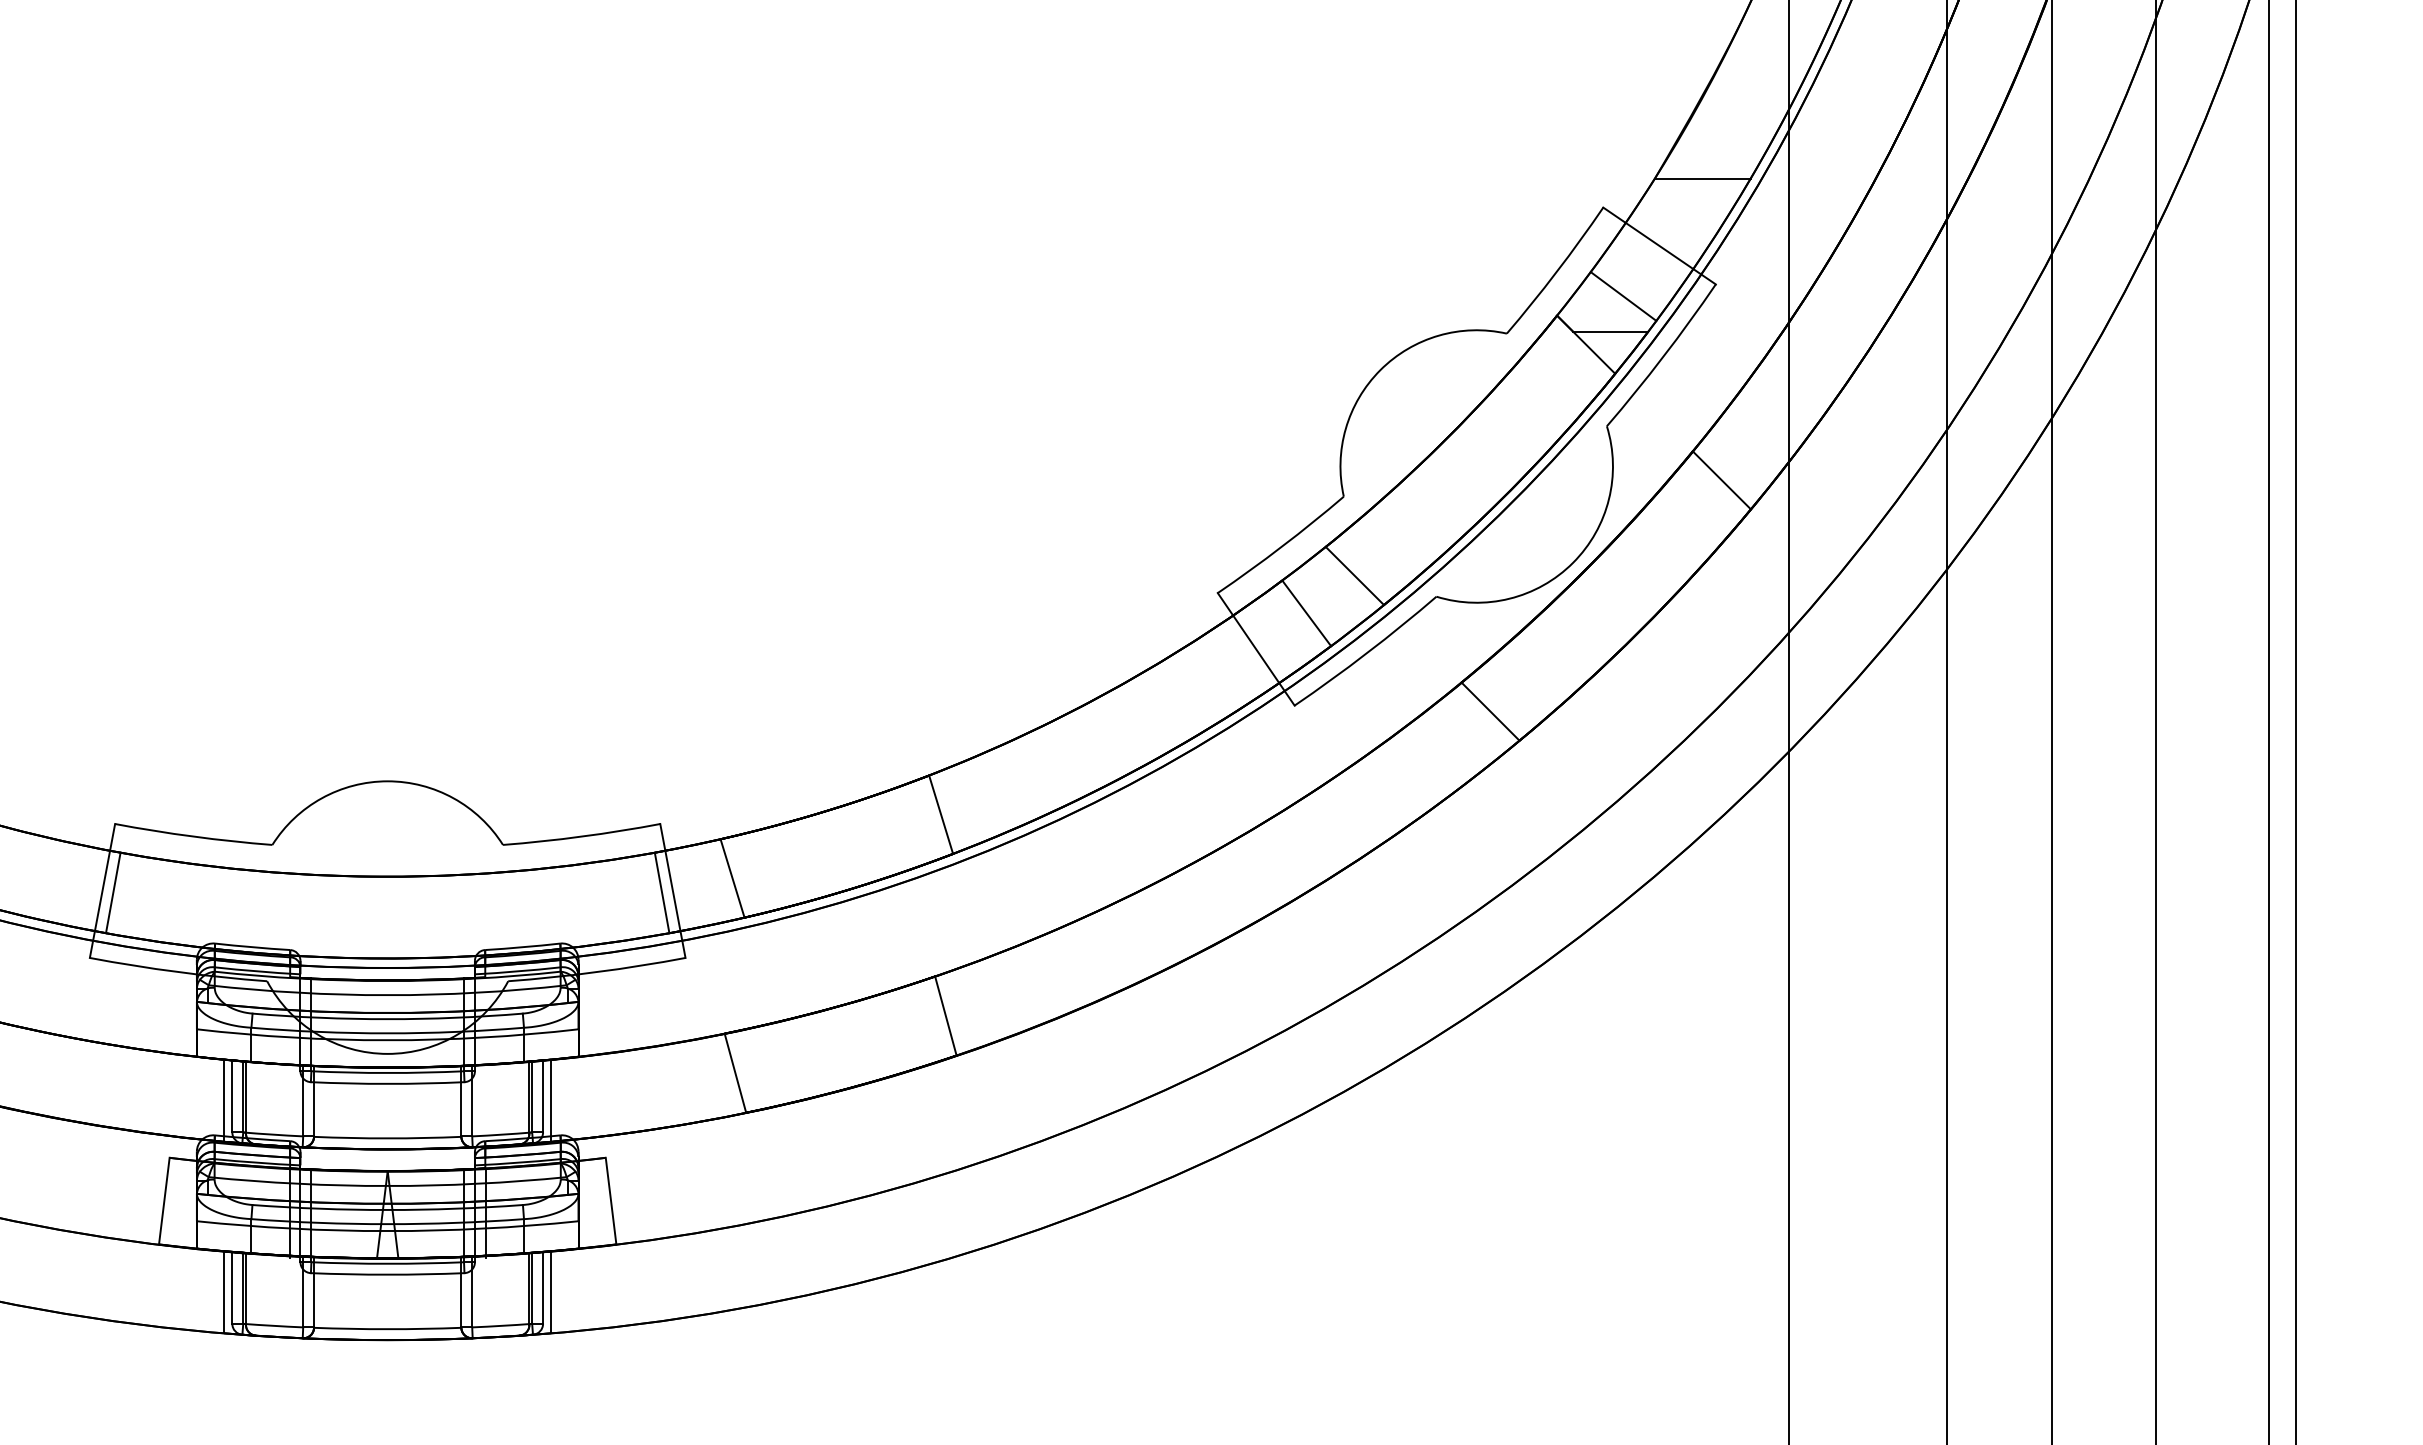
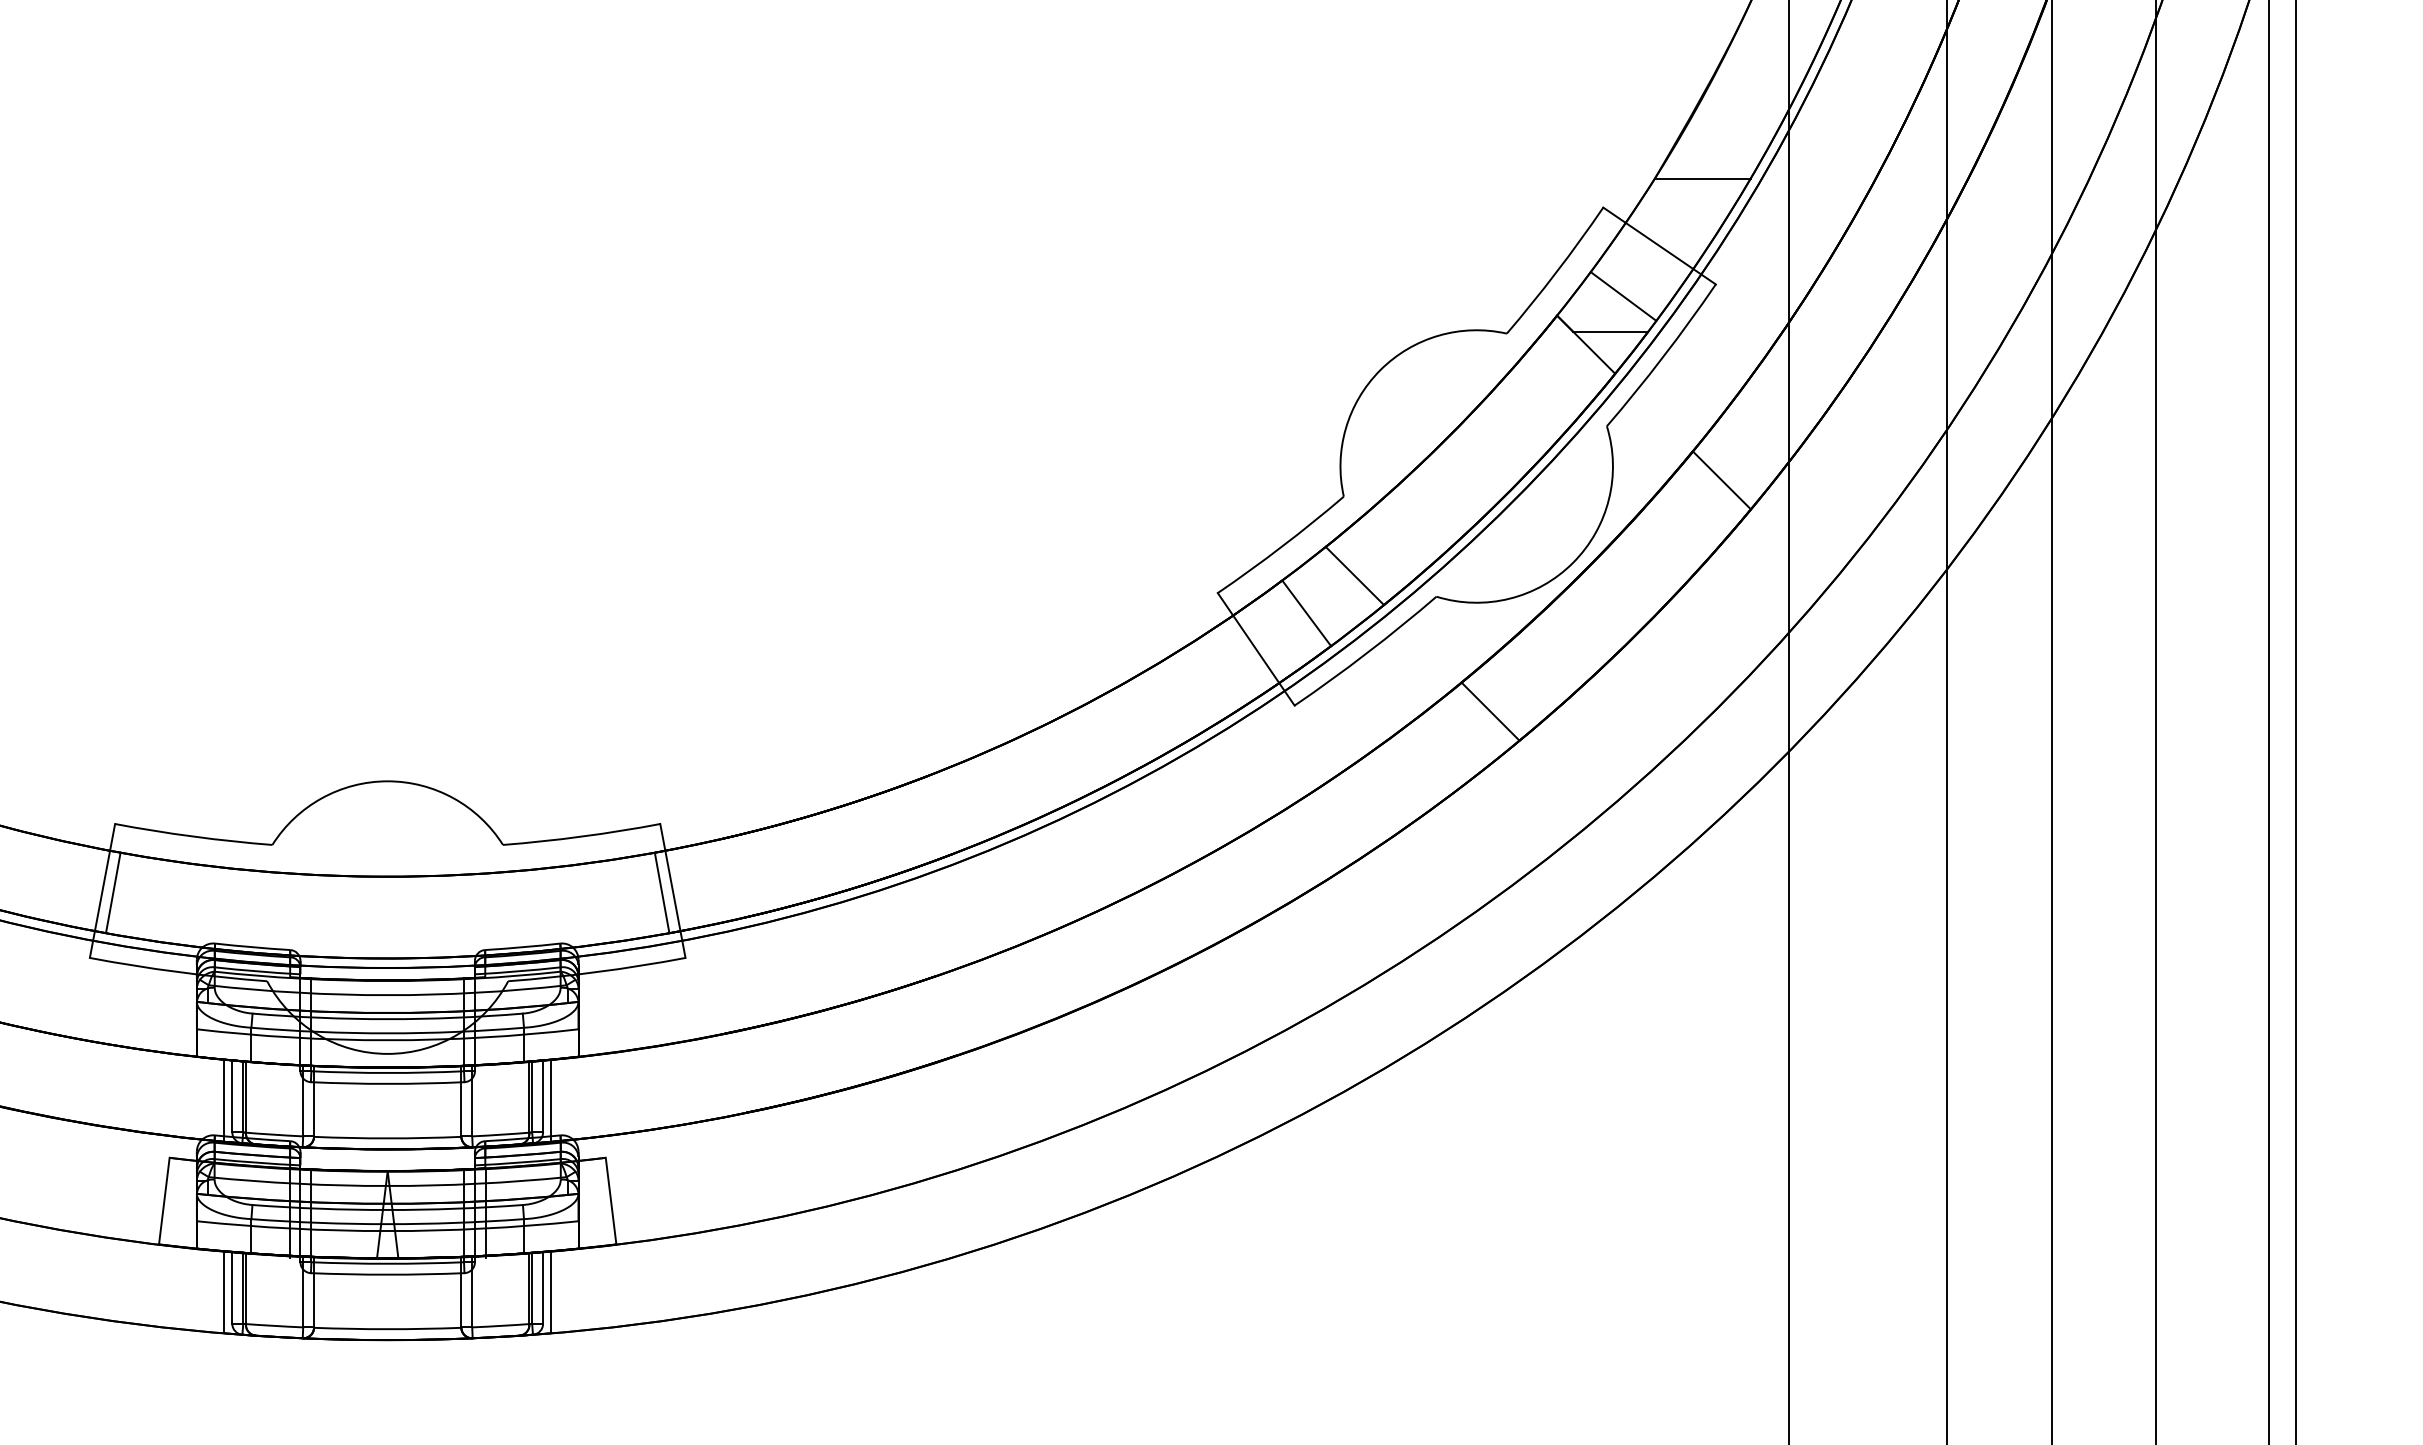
line: present -> none (941, 814)
line: present -> none (732, 878)
line: present -> none (945, 1015)
line: present -> none (735, 1072)
